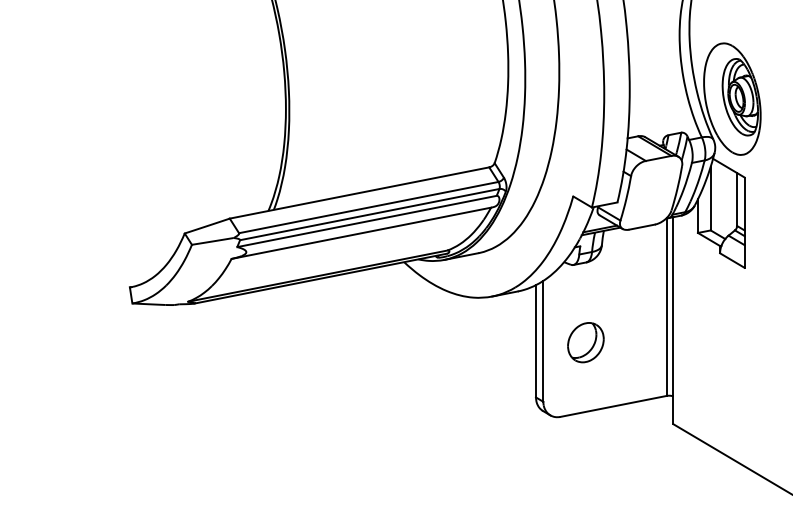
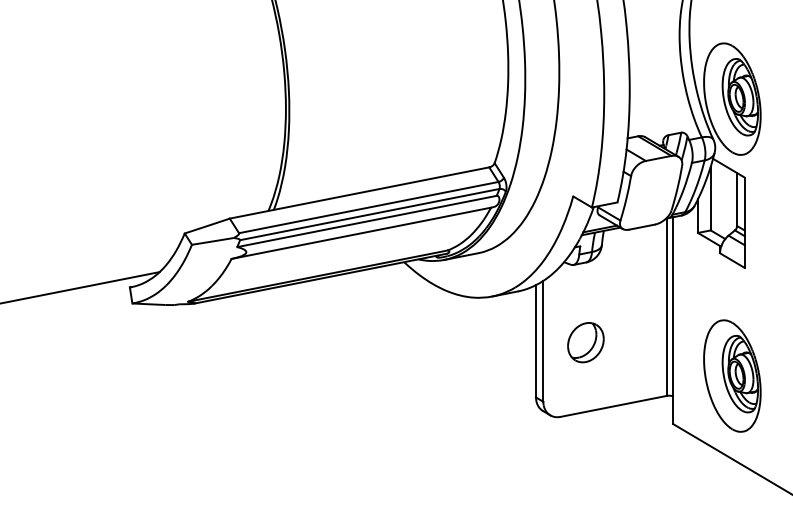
line: none -> present (80, 287)
part: none -> present (732, 375)
